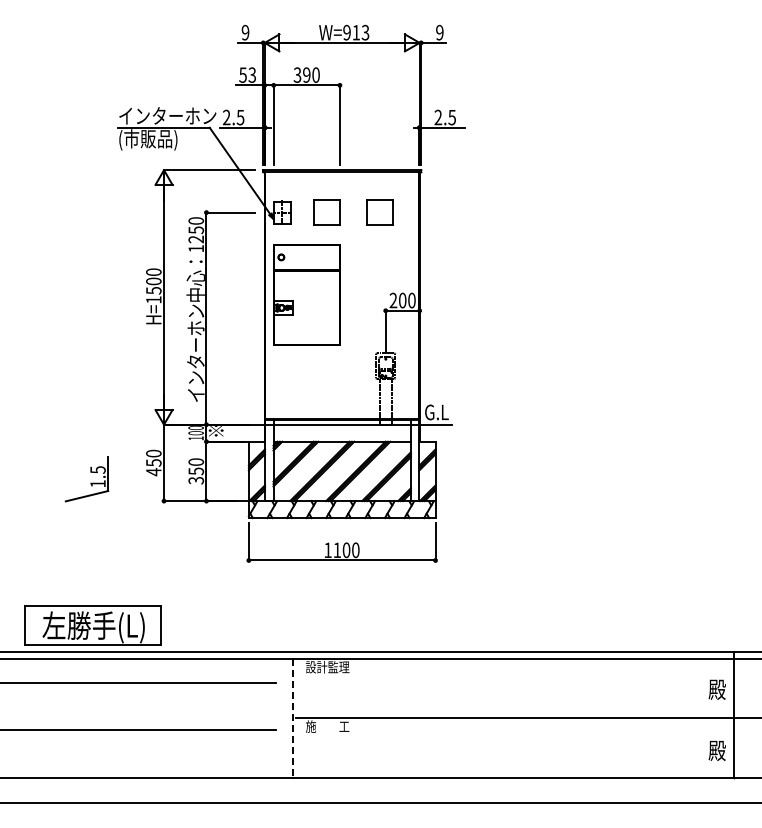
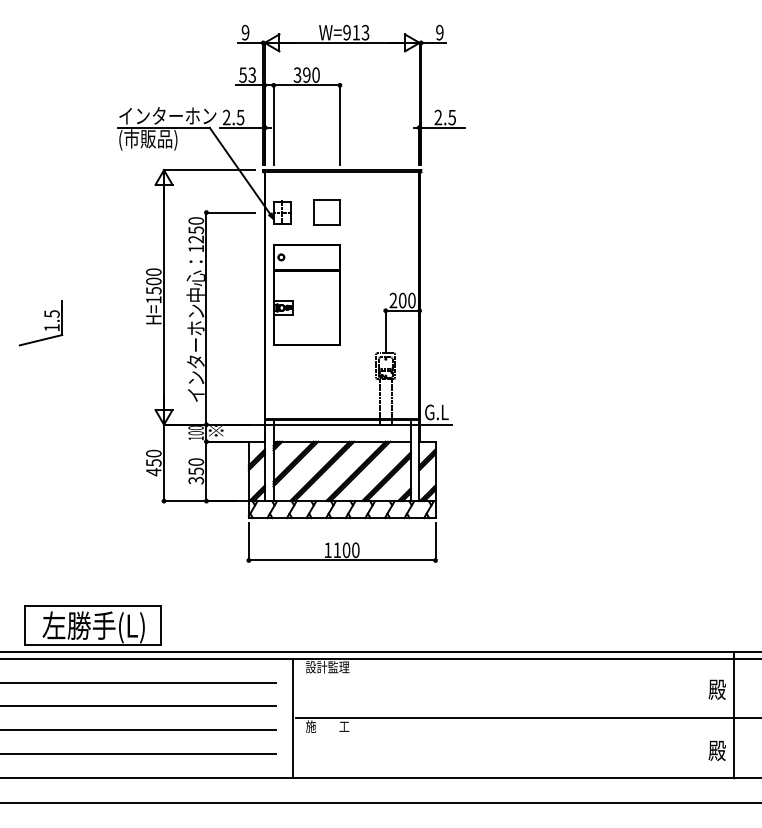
part: present -> none (379, 212)
part position: (86, 479) -> (40, 323) (40, 323)
line: none -> present (139, 706)
line: dashed -> solid (293, 718)
line: none -> present (139, 753)
